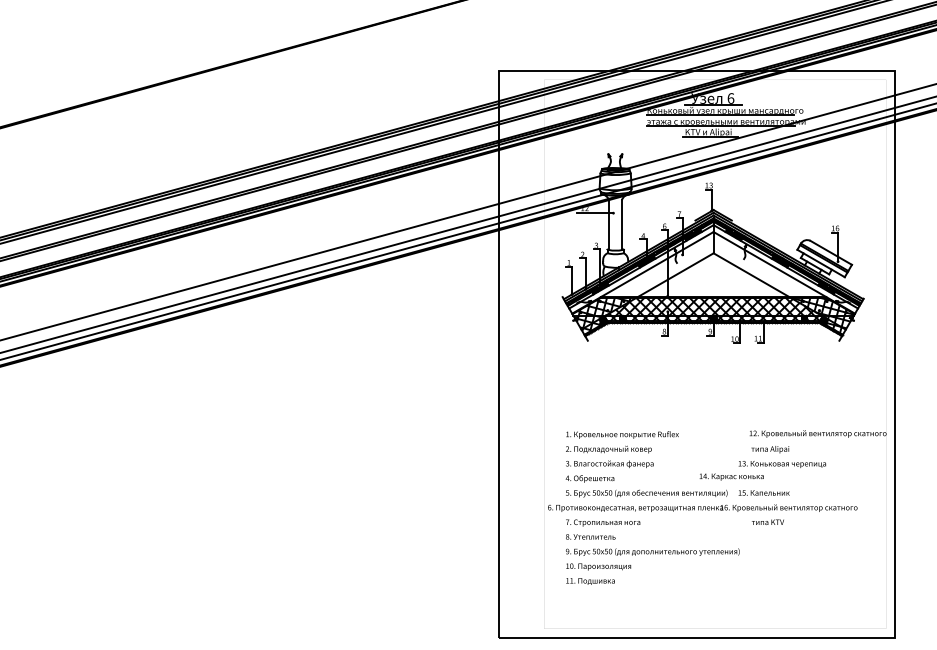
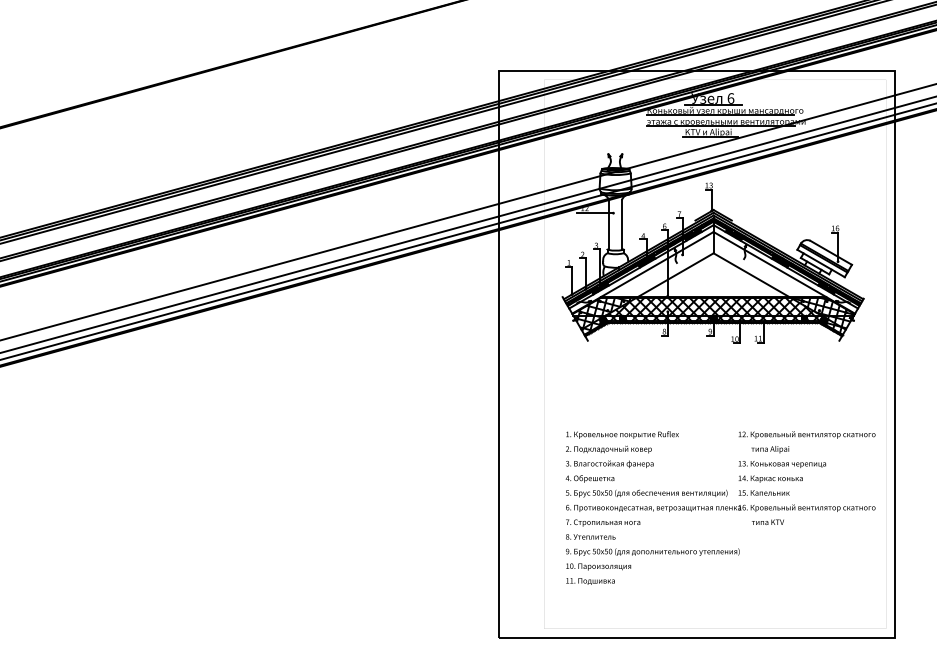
text position: (817, 433) -> (806, 434) (806, 434)
text position: (731, 476) -> (770, 478) (770, 478)
text position: (702, 507) -> (720, 507) (720, 507)
